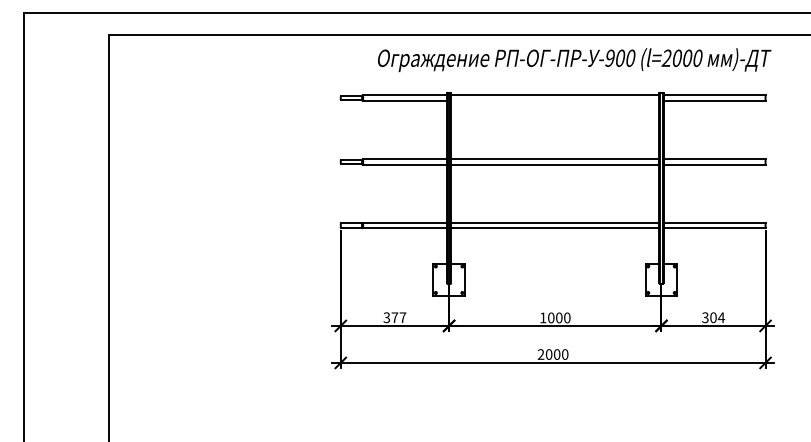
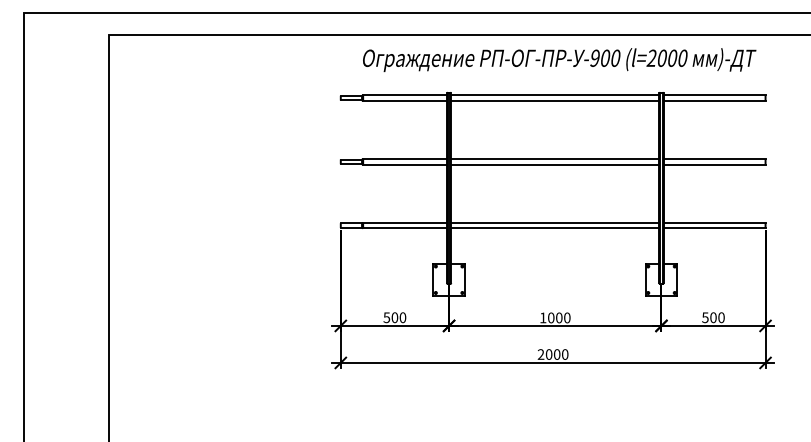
text position: (574, 60) -> (559, 60) (559, 60)
line: none -> present (555, 100)
text: 377 -> 500 (395, 317)
text: 304 -> 500 (713, 317)
